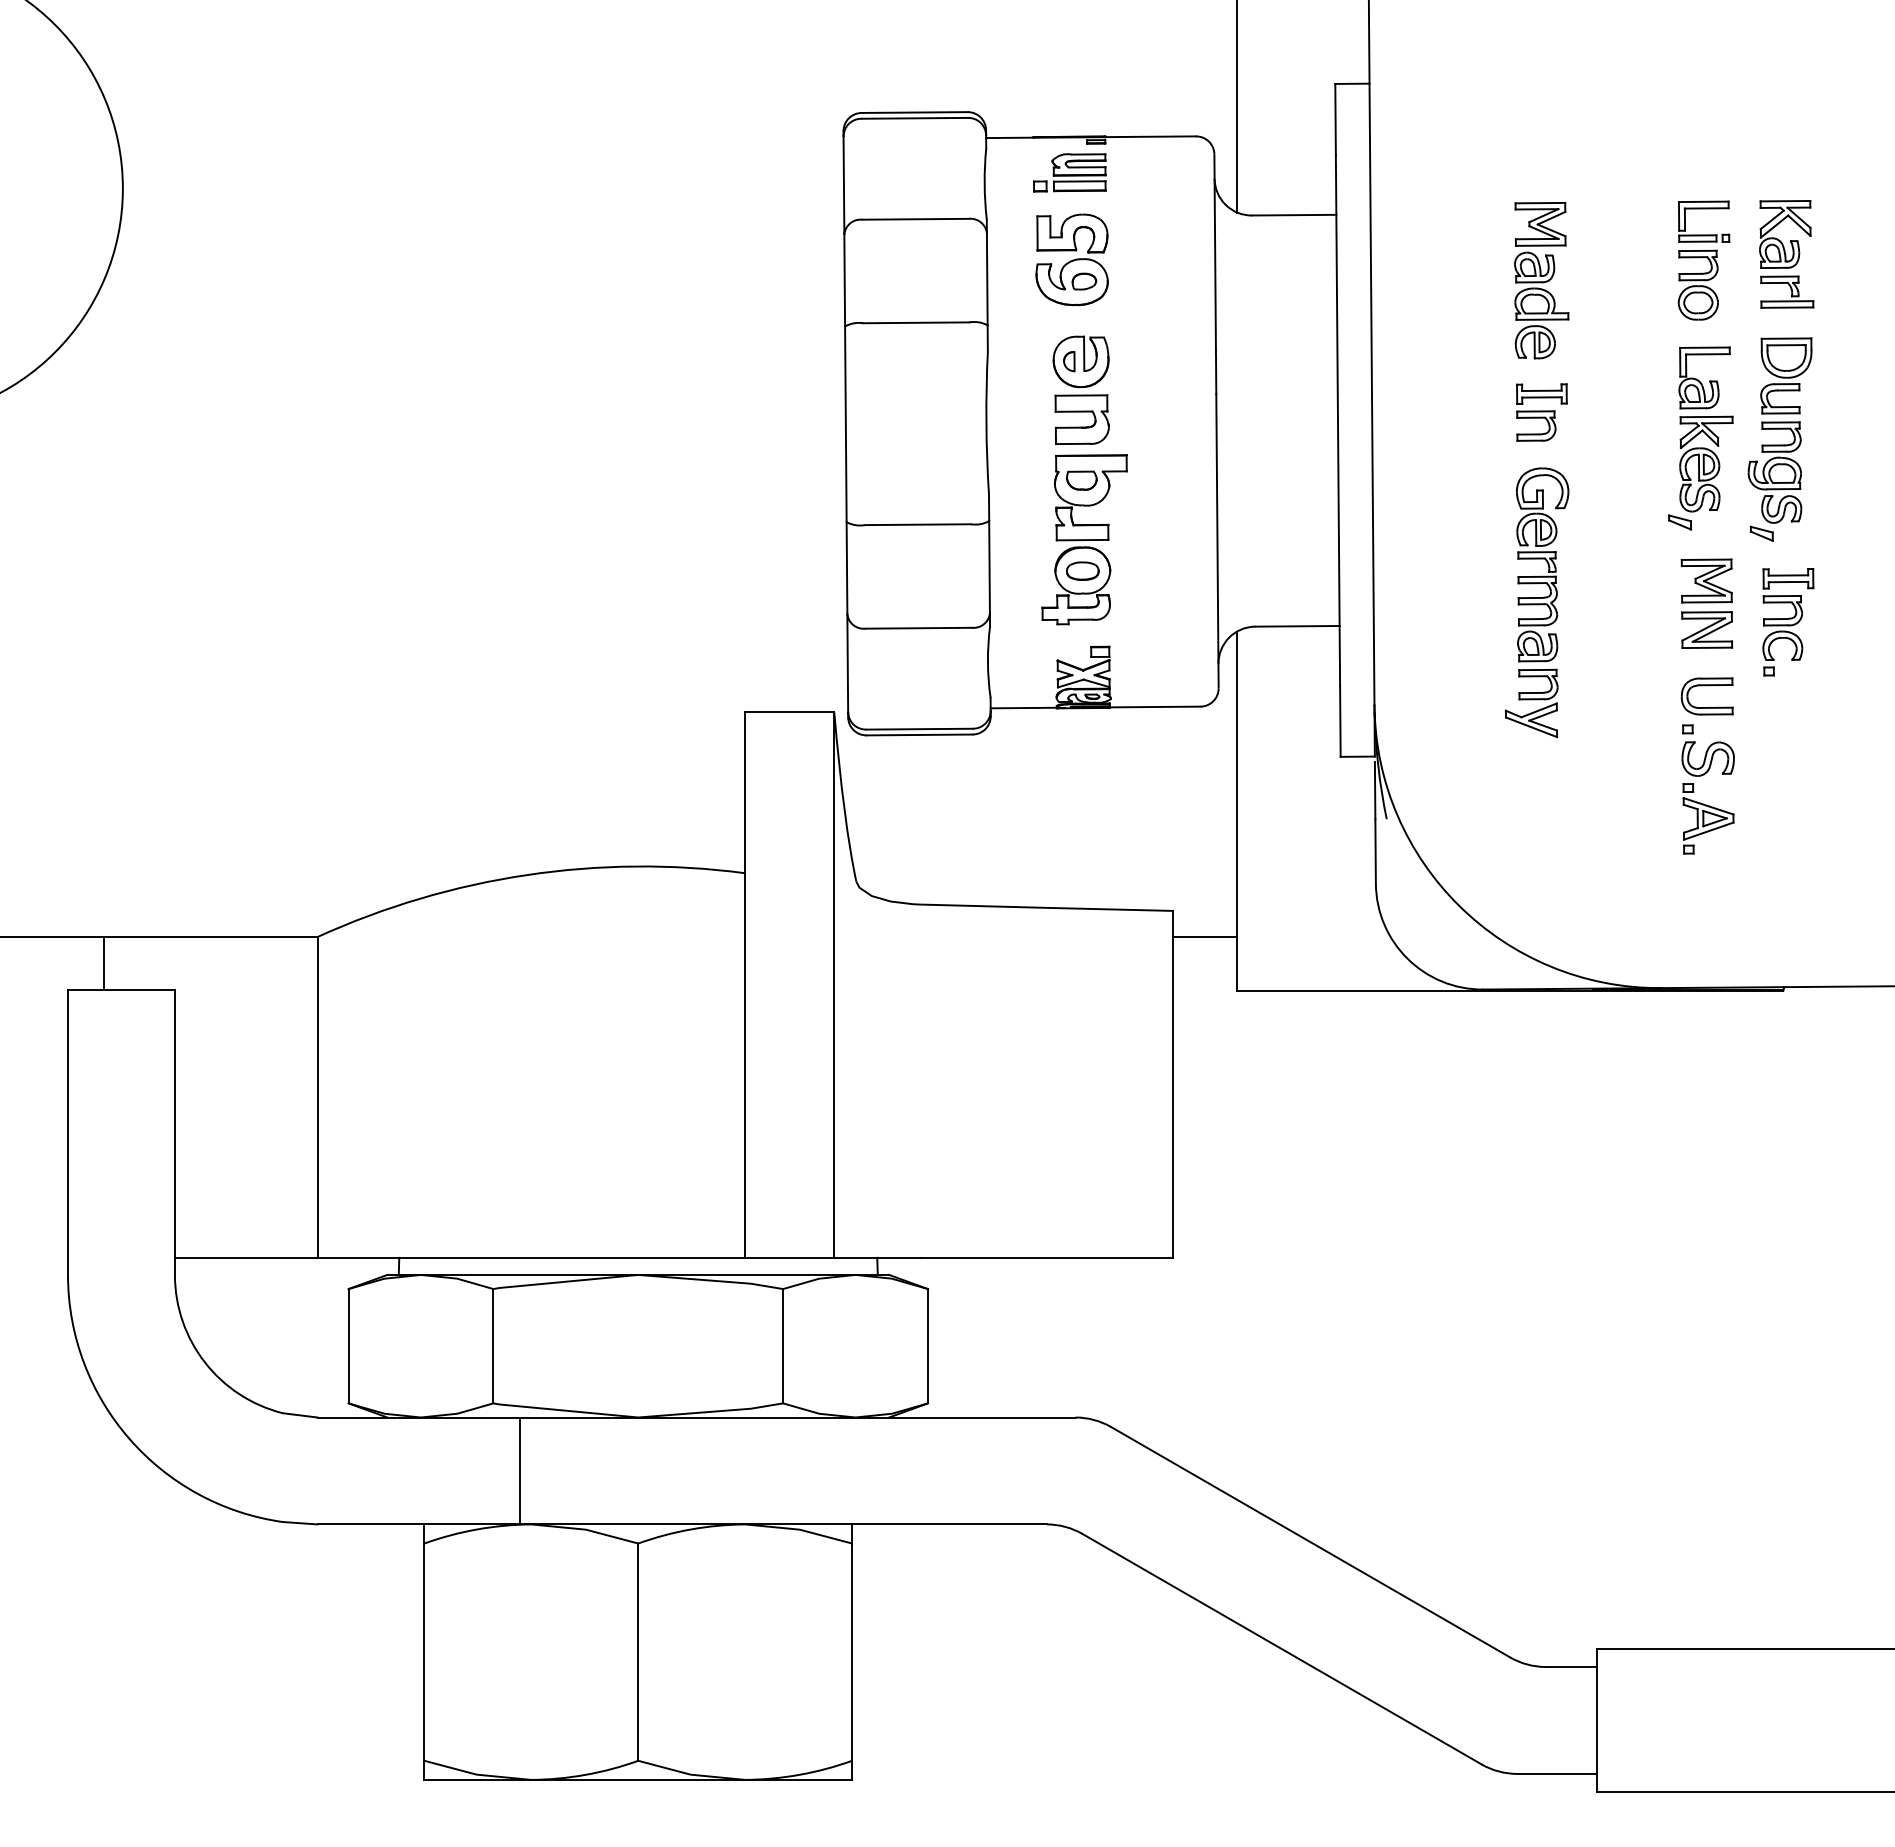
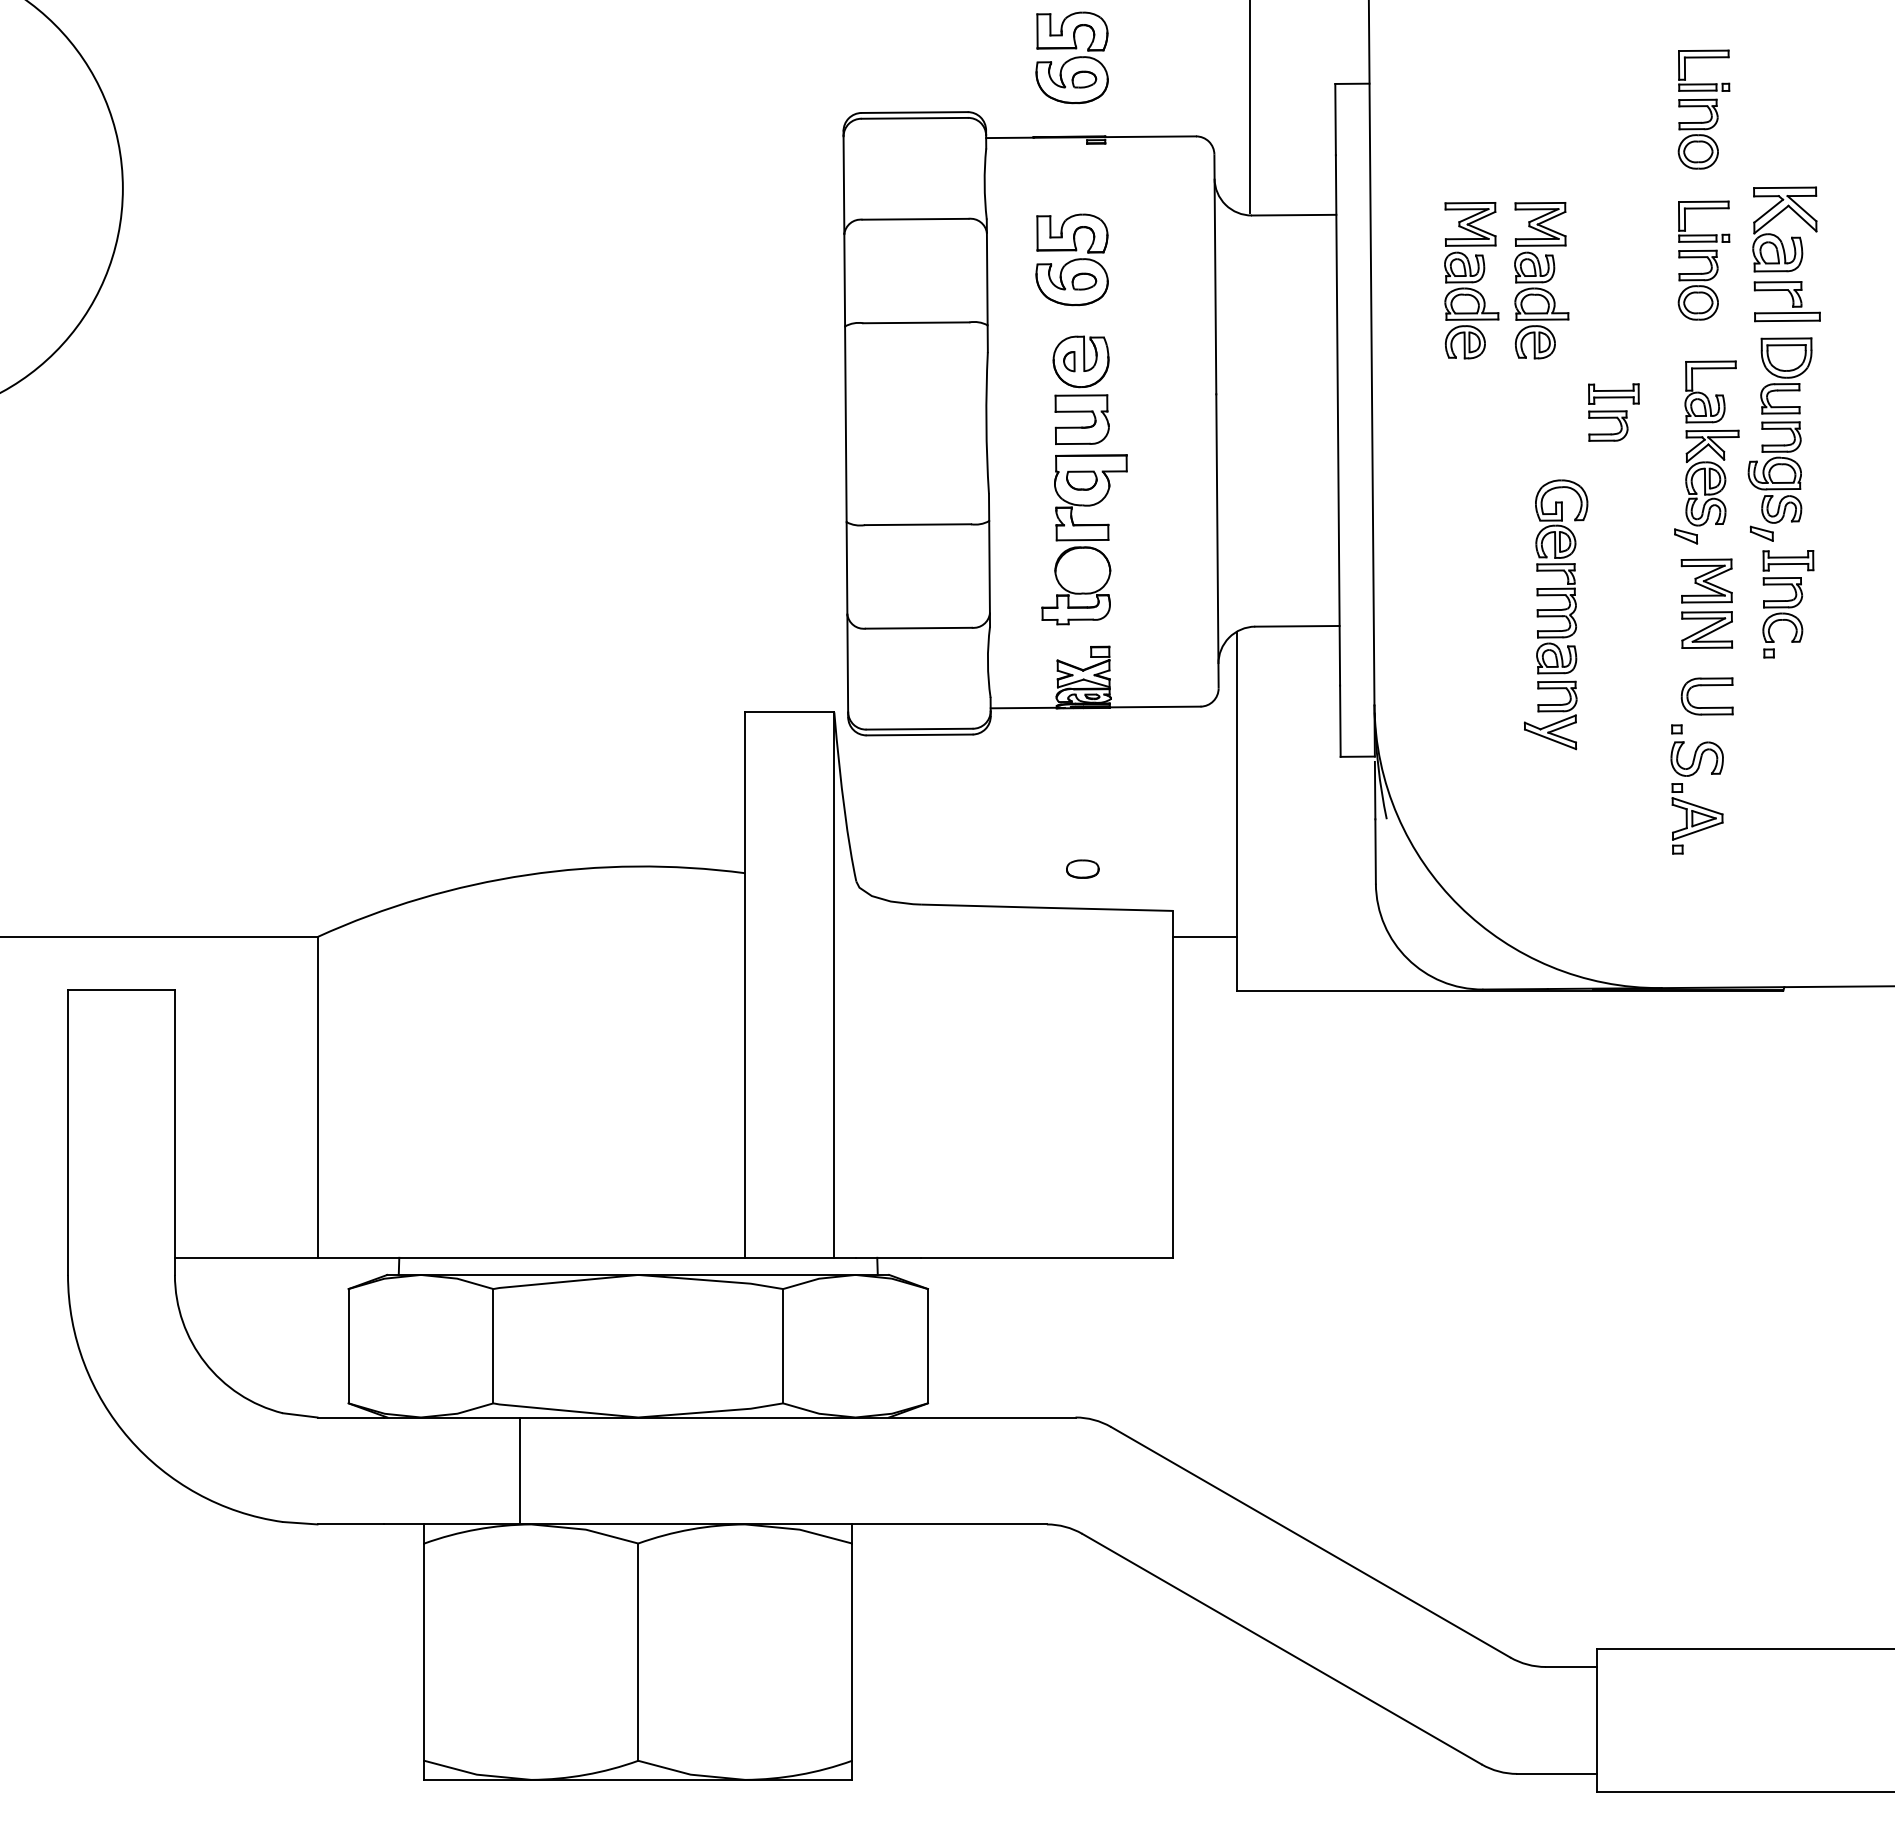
part: none -> present (1071, 57)
line position: (1237, 107) -> (1250, 107) (1250, 107)
part: none -> present (1703, 109)
part: present -> none (1069, 172)
part size: 56x109 px -> 69x137 px (1786, 254)
part: none -> present (1471, 280)
part position: (1541, 412) -> (1613, 412) (1613, 412)
part position: (1700, 438) -> (1706, 452) (1706, 452)
part position: (1082, 570) -> (1082, 868) (1082, 868)
part position: (1536, 602) -> (1555, 614) (1555, 614)
part position: (1788, 622) -> (1788, 604) (1788, 604)
part position: (1694, 791) -> (1683, 791) (1683, 791)
line: present -> none (103, 963)
